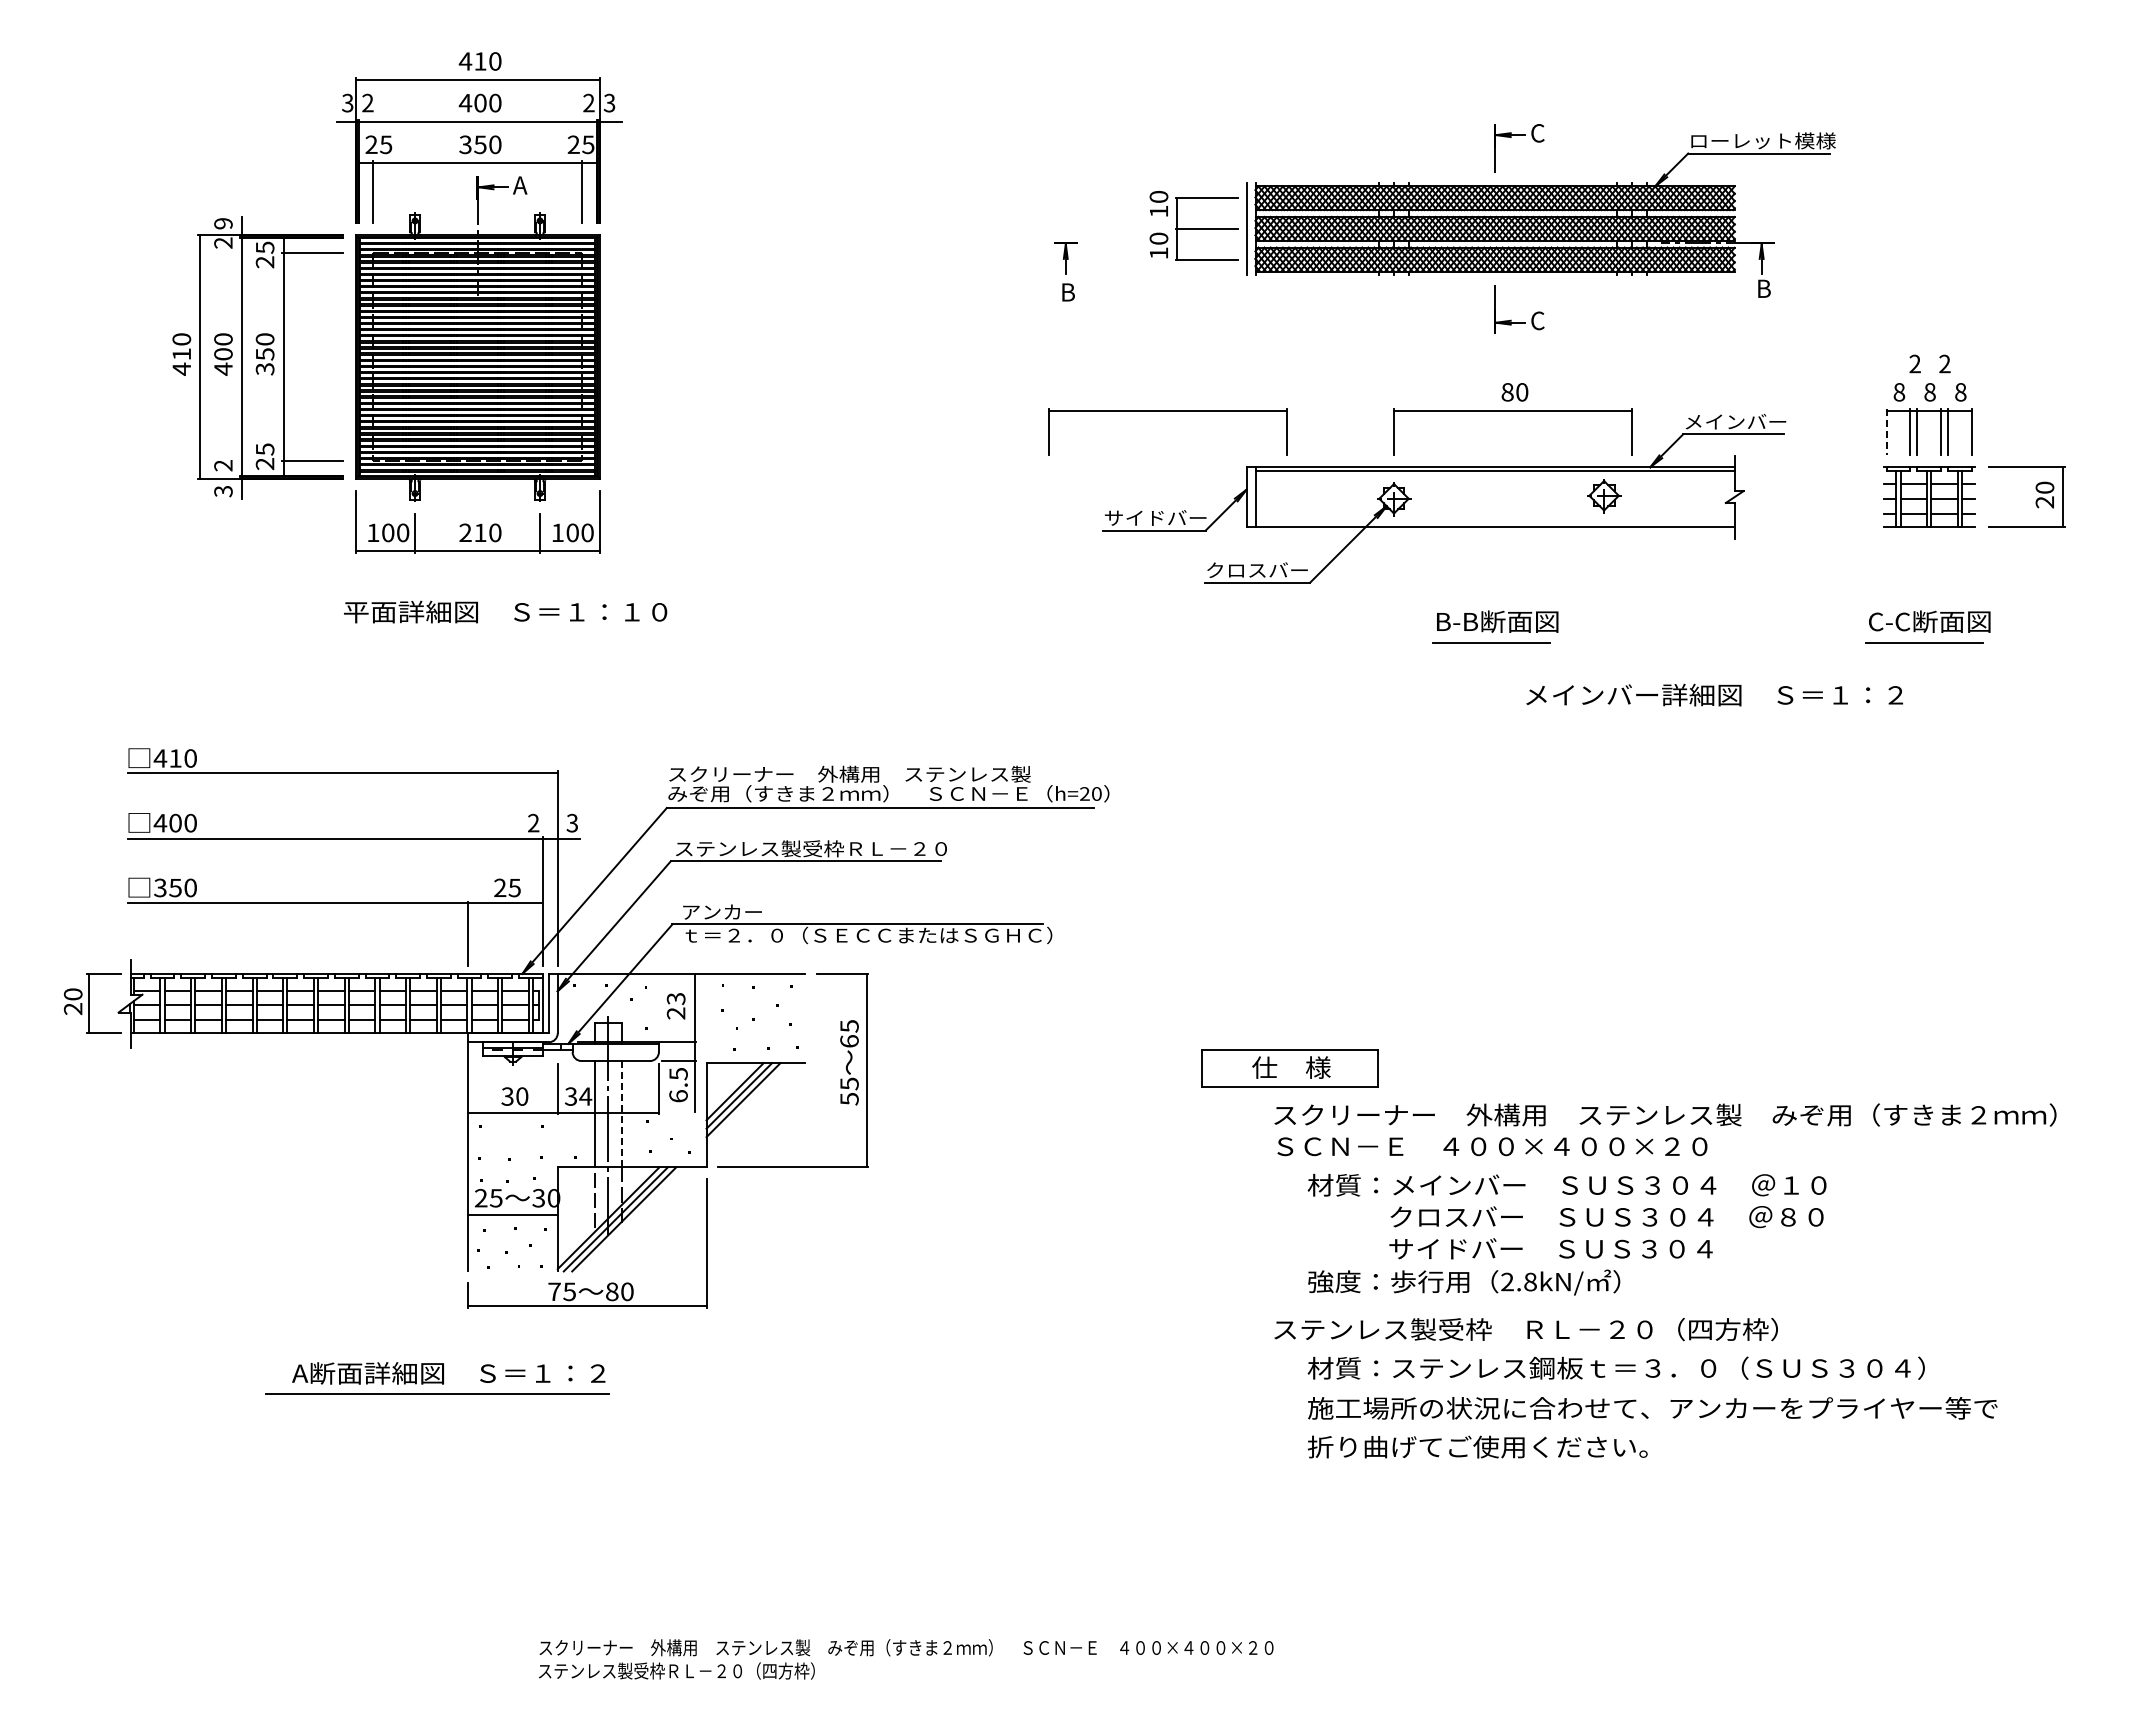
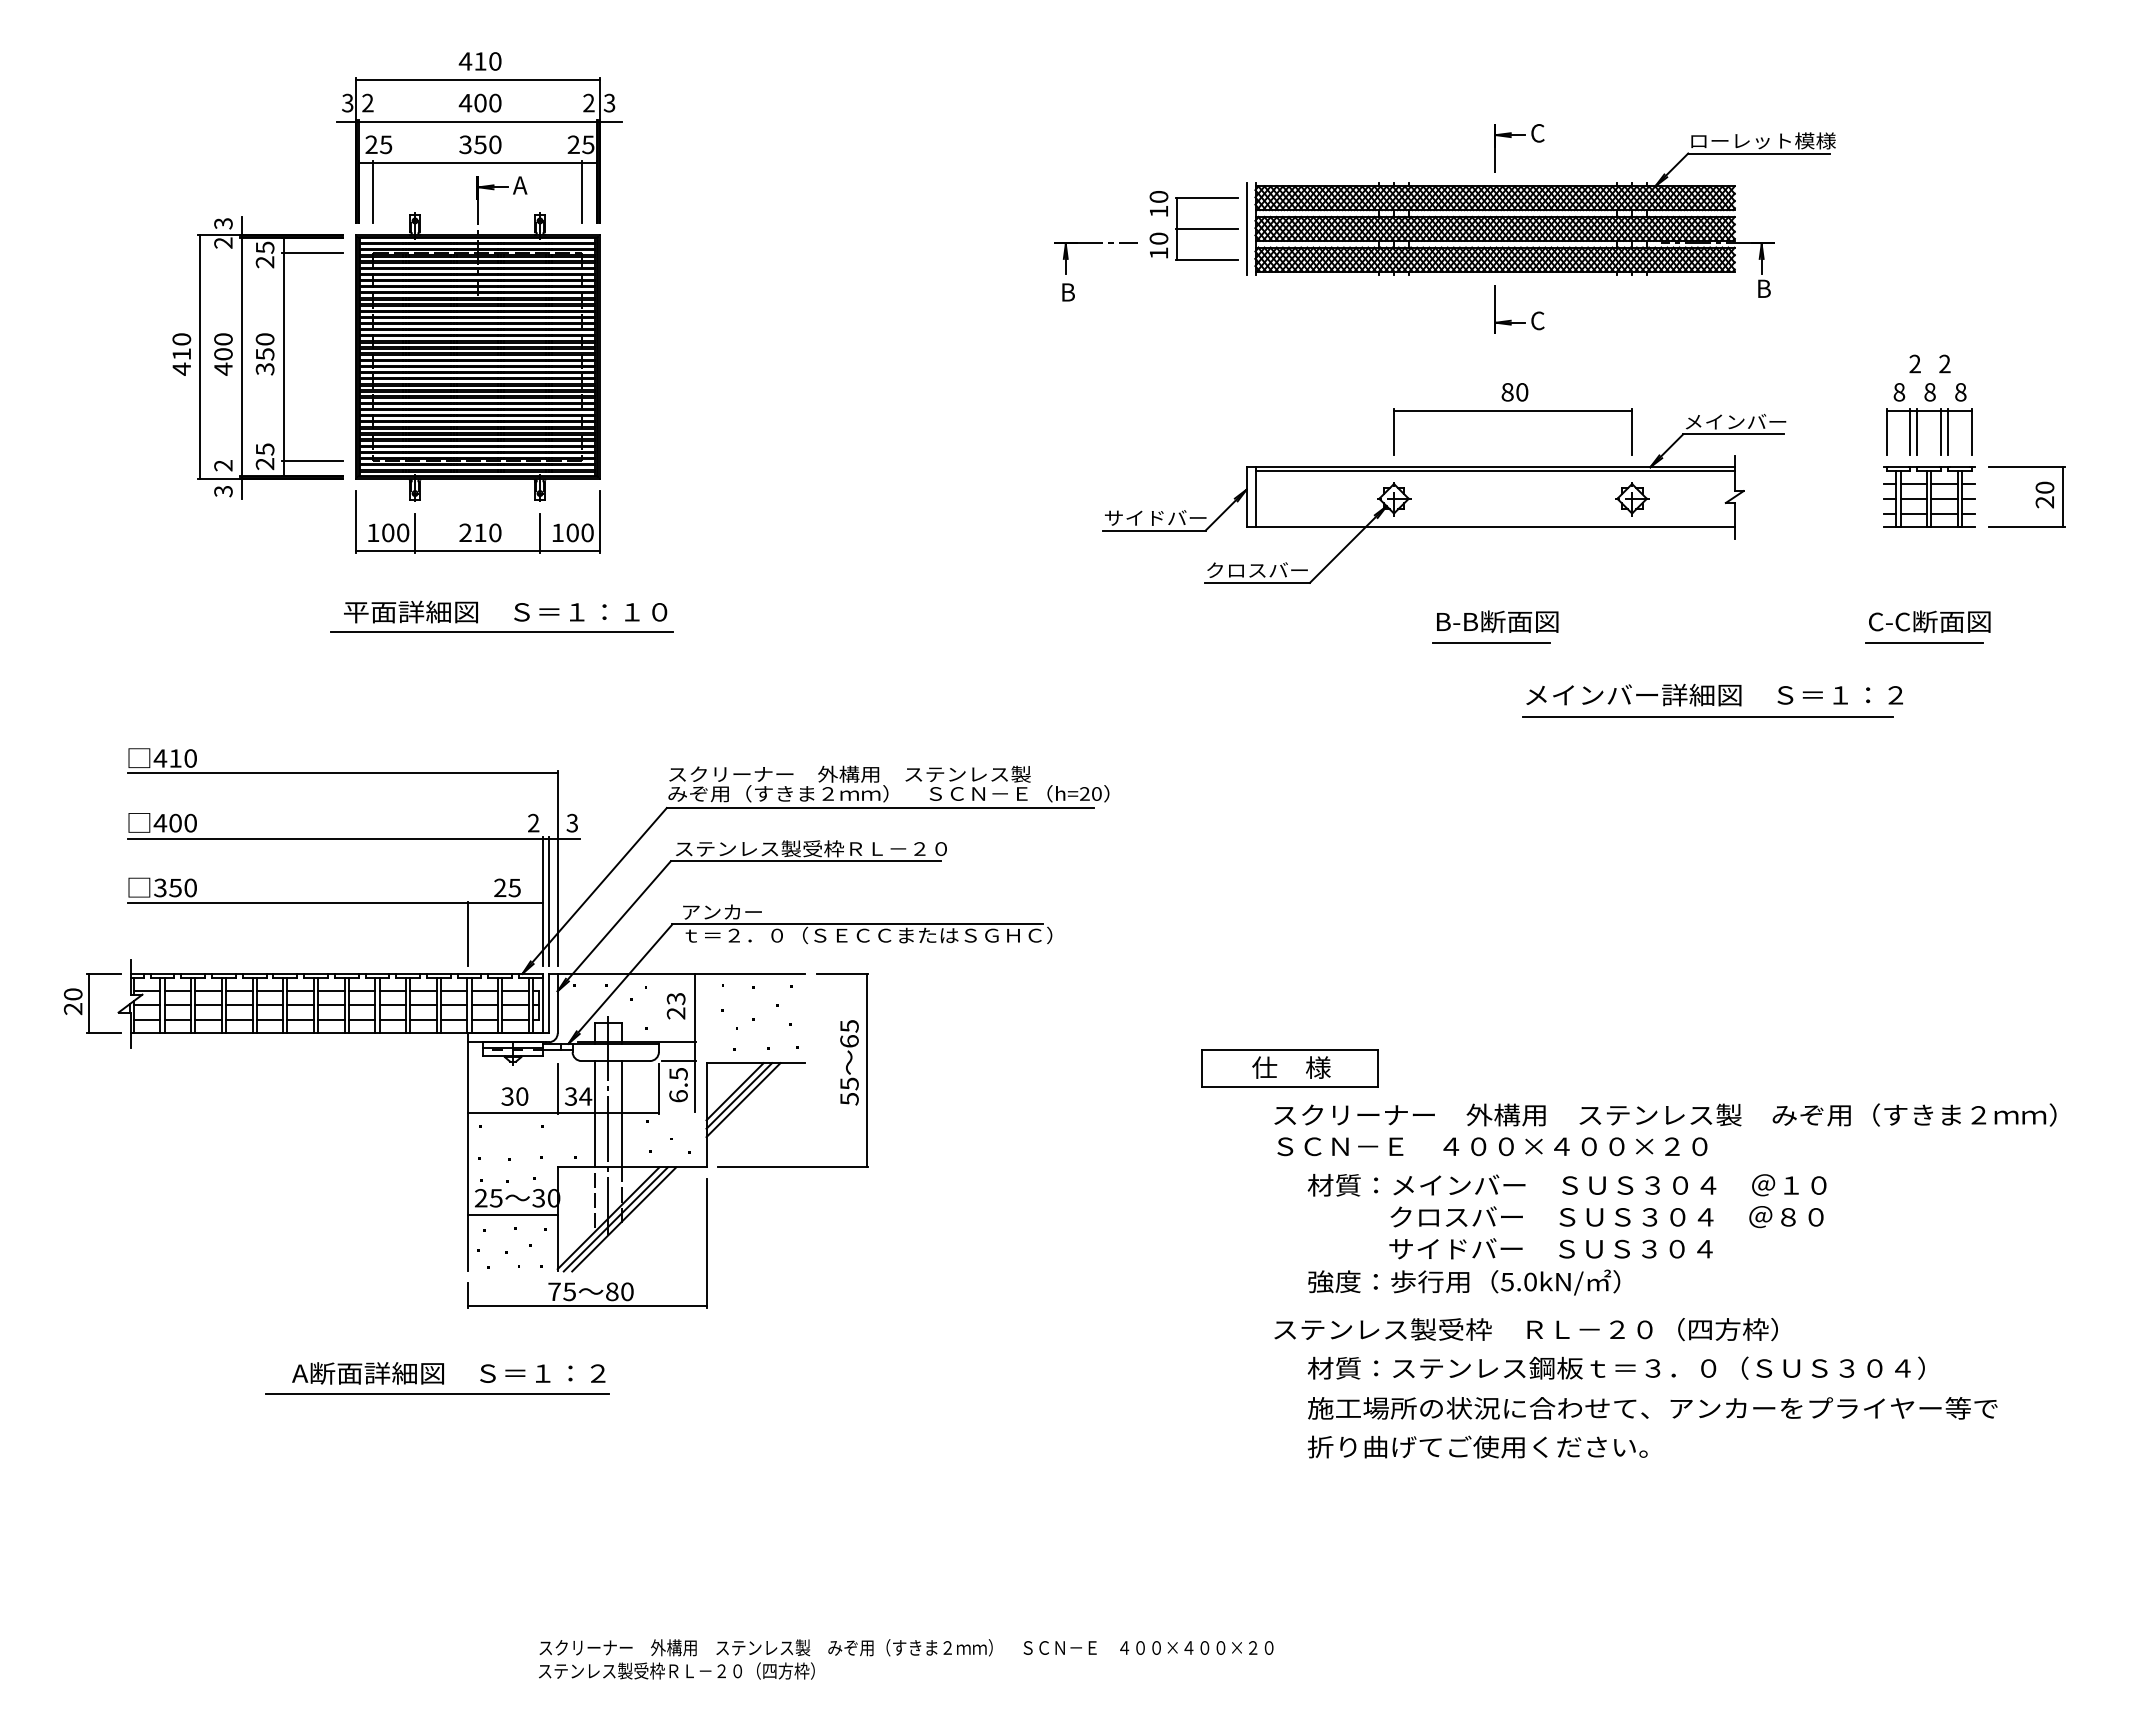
text: 9 -> 3 (223, 223)
line: none -> present (1107, 242)
part: present -> none (1167, 411)
line: dashed -> solid (1886, 432)
part position: (1604, 496) -> (1632, 499) (1632, 499)
line: none -> present (501, 632)
line: none -> present (1707, 716)
line: none -> present (548, 901)
line: dashed -> solid (621, 1113)
text: 2.8kN/ -> 5.0kN/ (1518, 1281)
